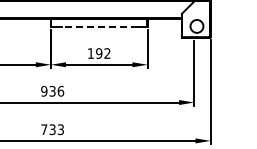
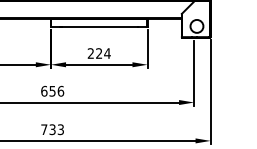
line: dashed -> solid (99, 26)
text: 192 -> 224 (98, 53)
text: 936 -> 656 (48, 90)
